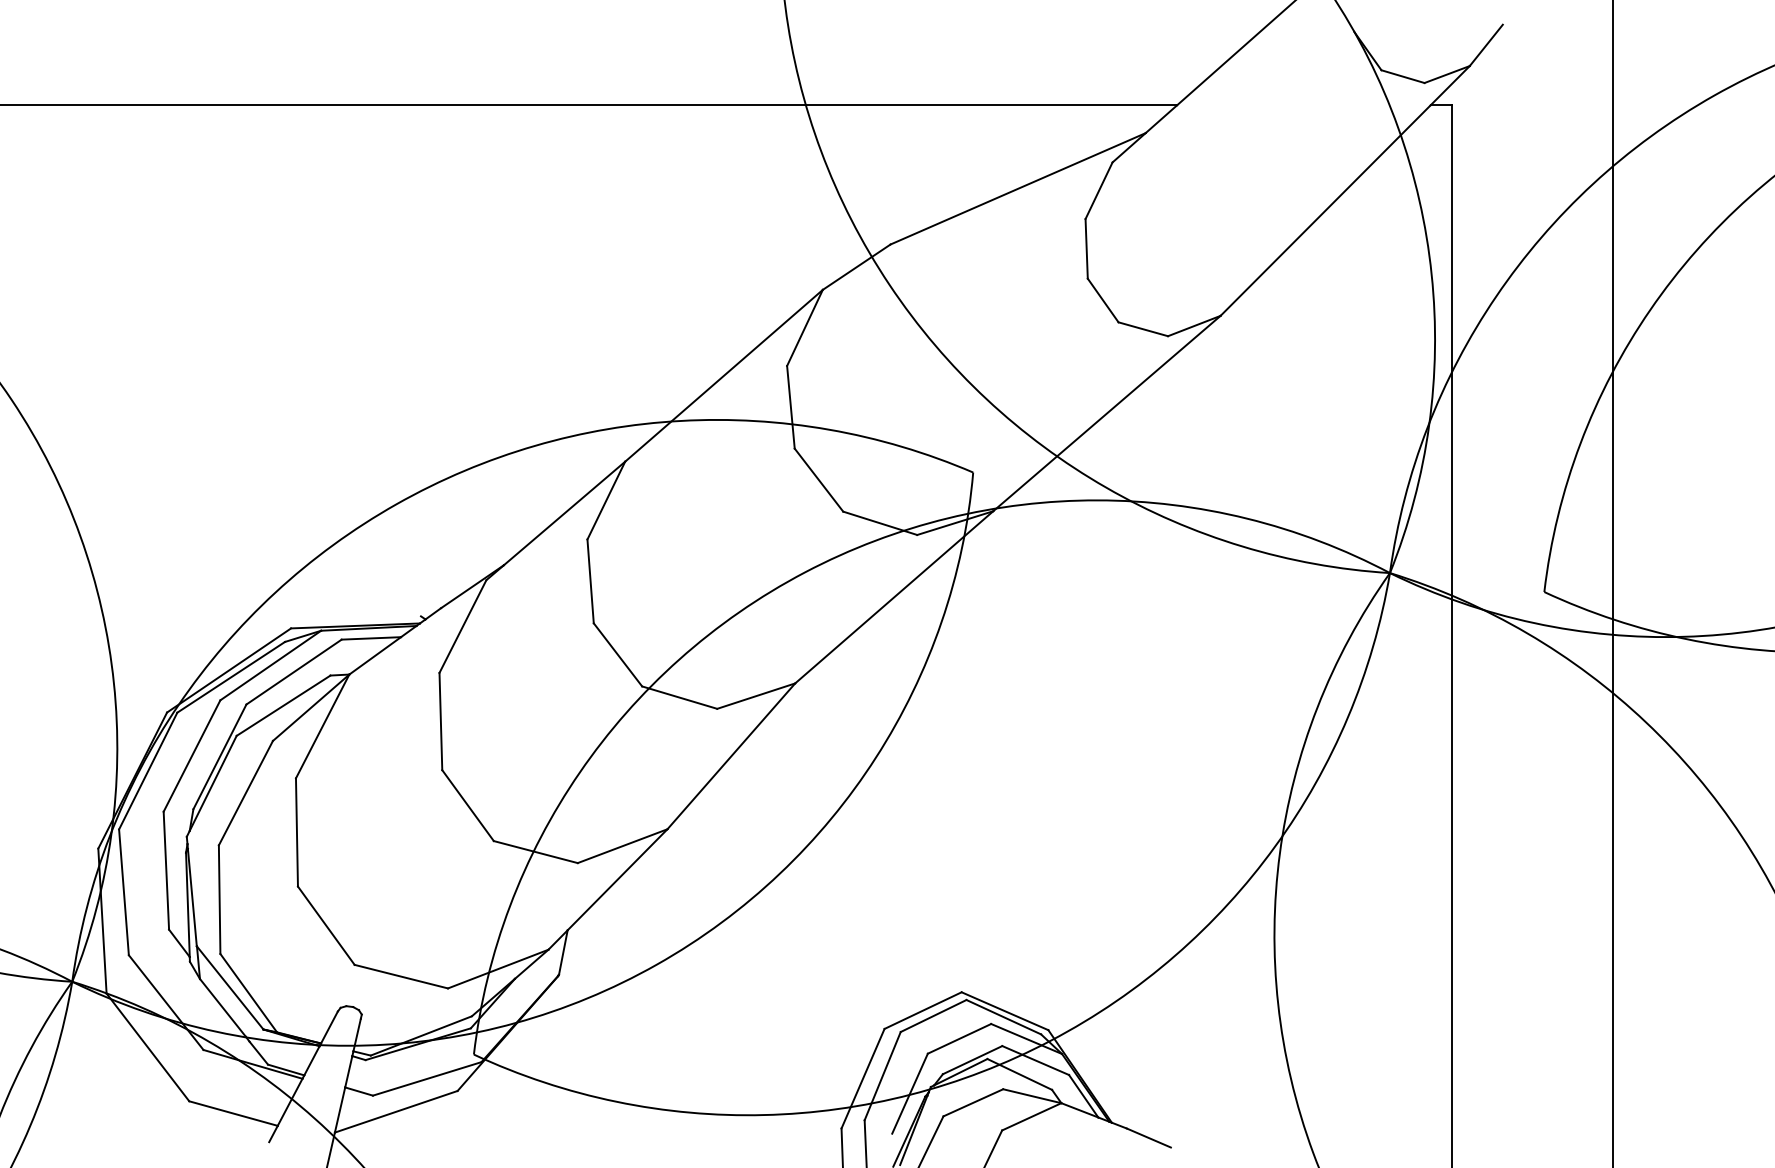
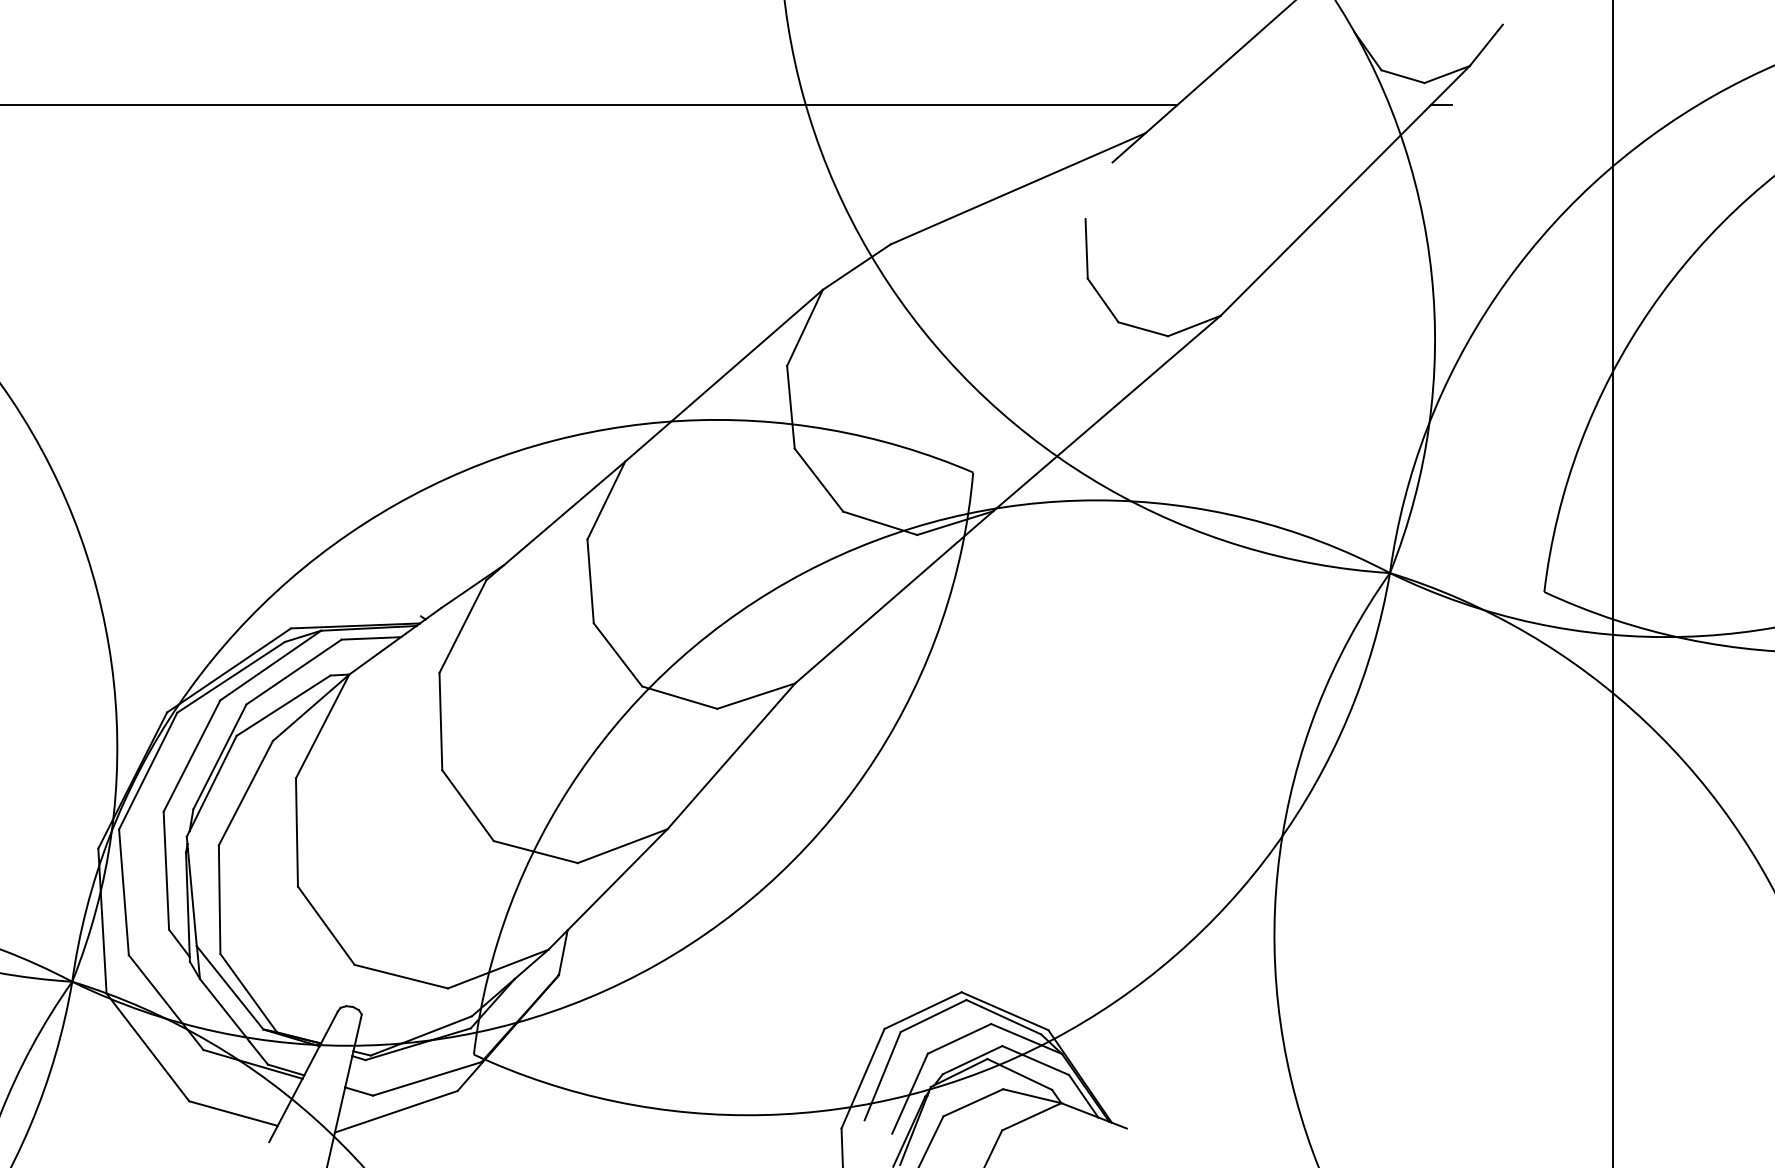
line: present -> none (1098, 190)
line: present -> none (1452, 634)
line: present -> none (1148, 1137)
line: present -> none (865, 1142)
